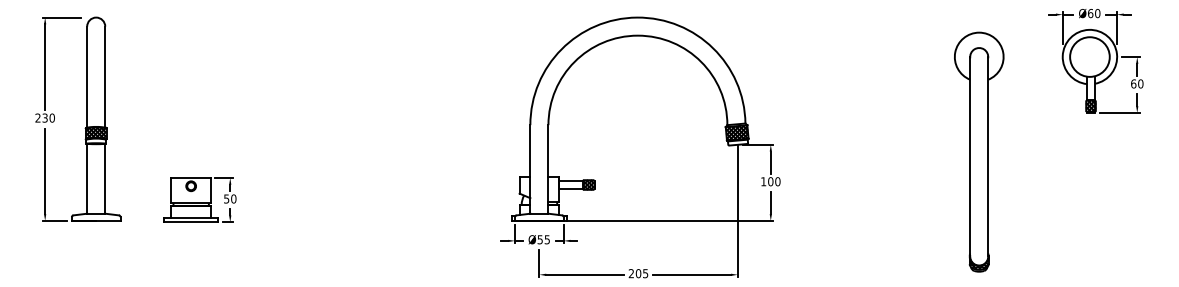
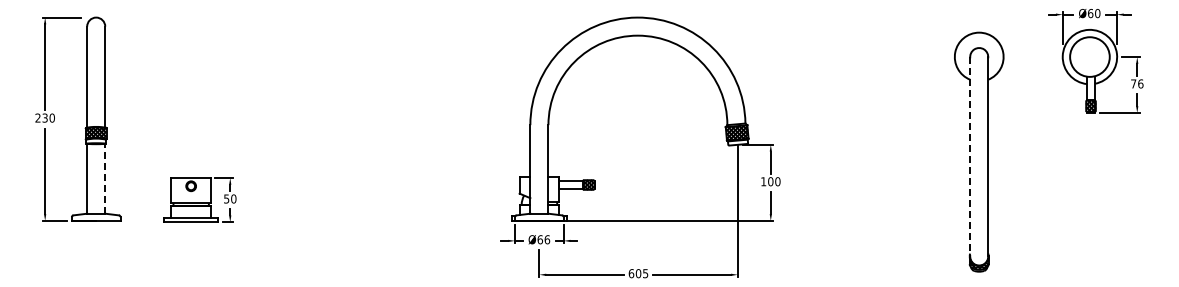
text: 60 -> 76 (1137, 83)
line: solid -> dashed (970, 156)
line: solid -> dashed (105, 178)
text: Ø55 -> Ø66 (543, 239)
text: 205 -> 605 (631, 273)
